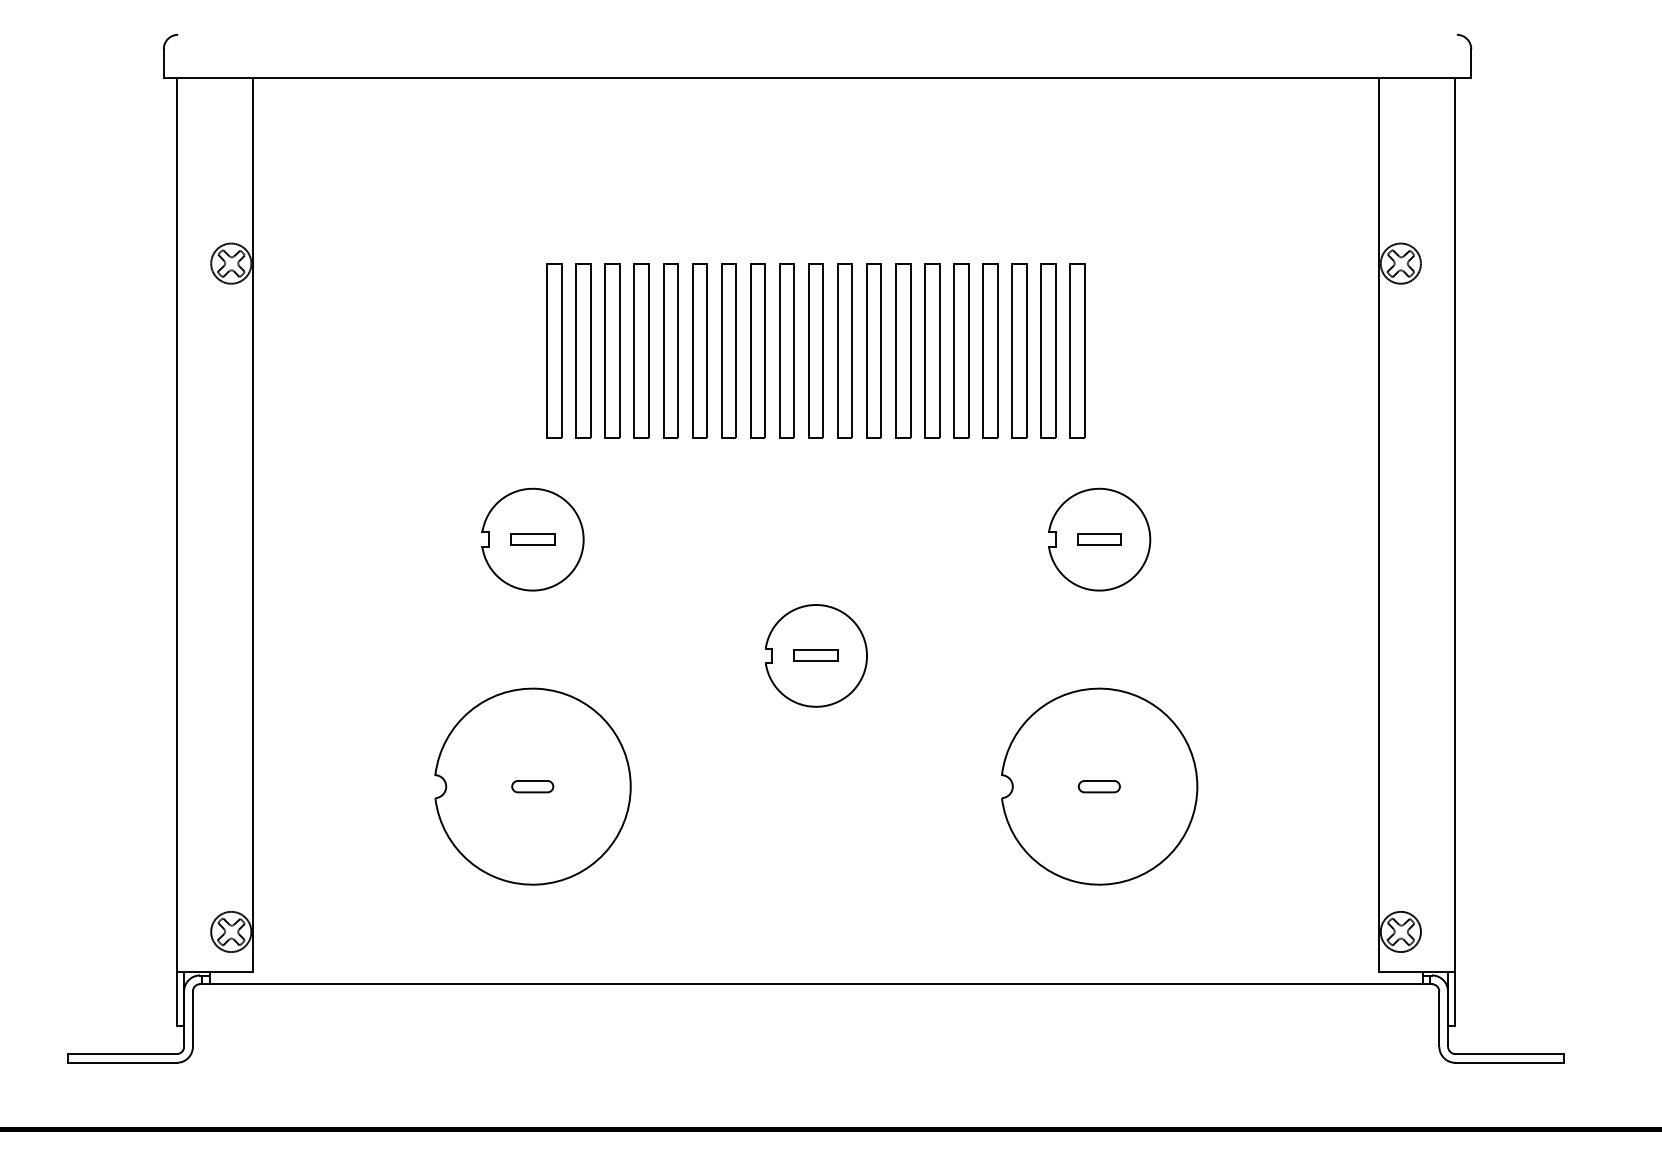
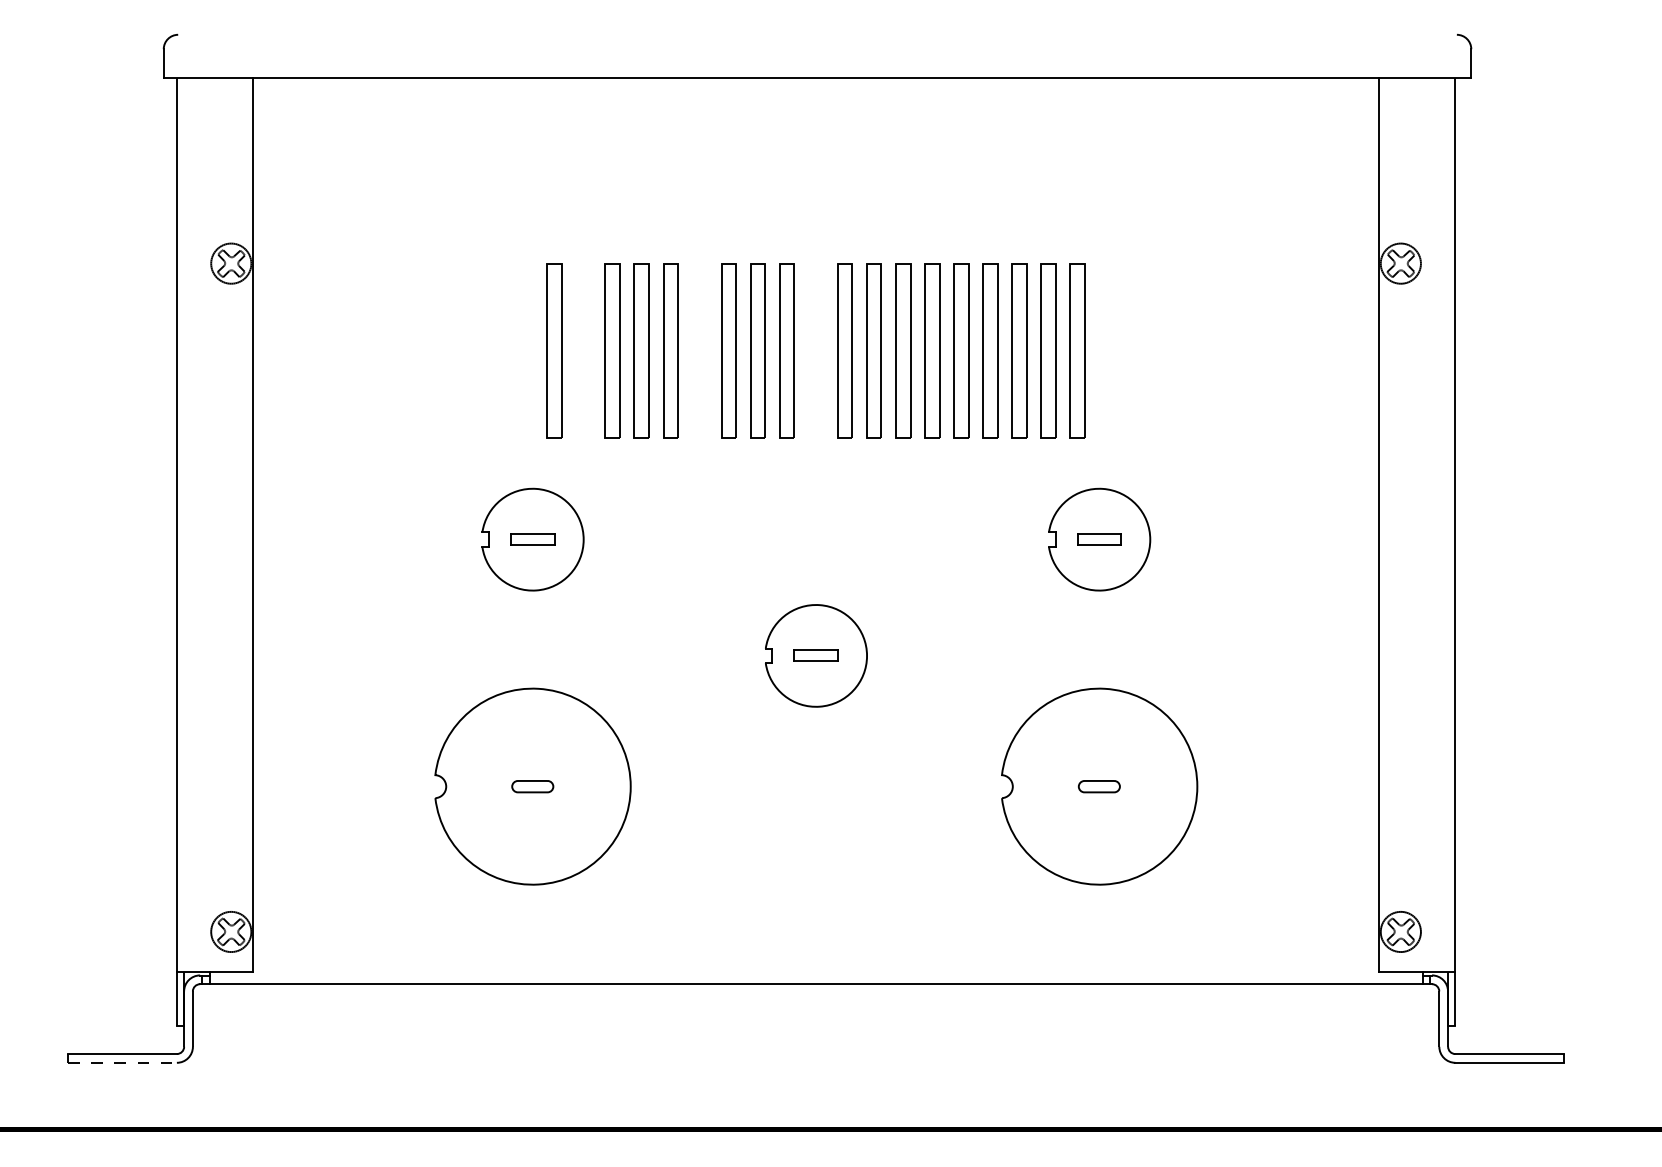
part: present -> none (583, 350)
part: present -> none (699, 350)
part: present -> none (815, 350)
line: solid -> dashed (122, 1062)
